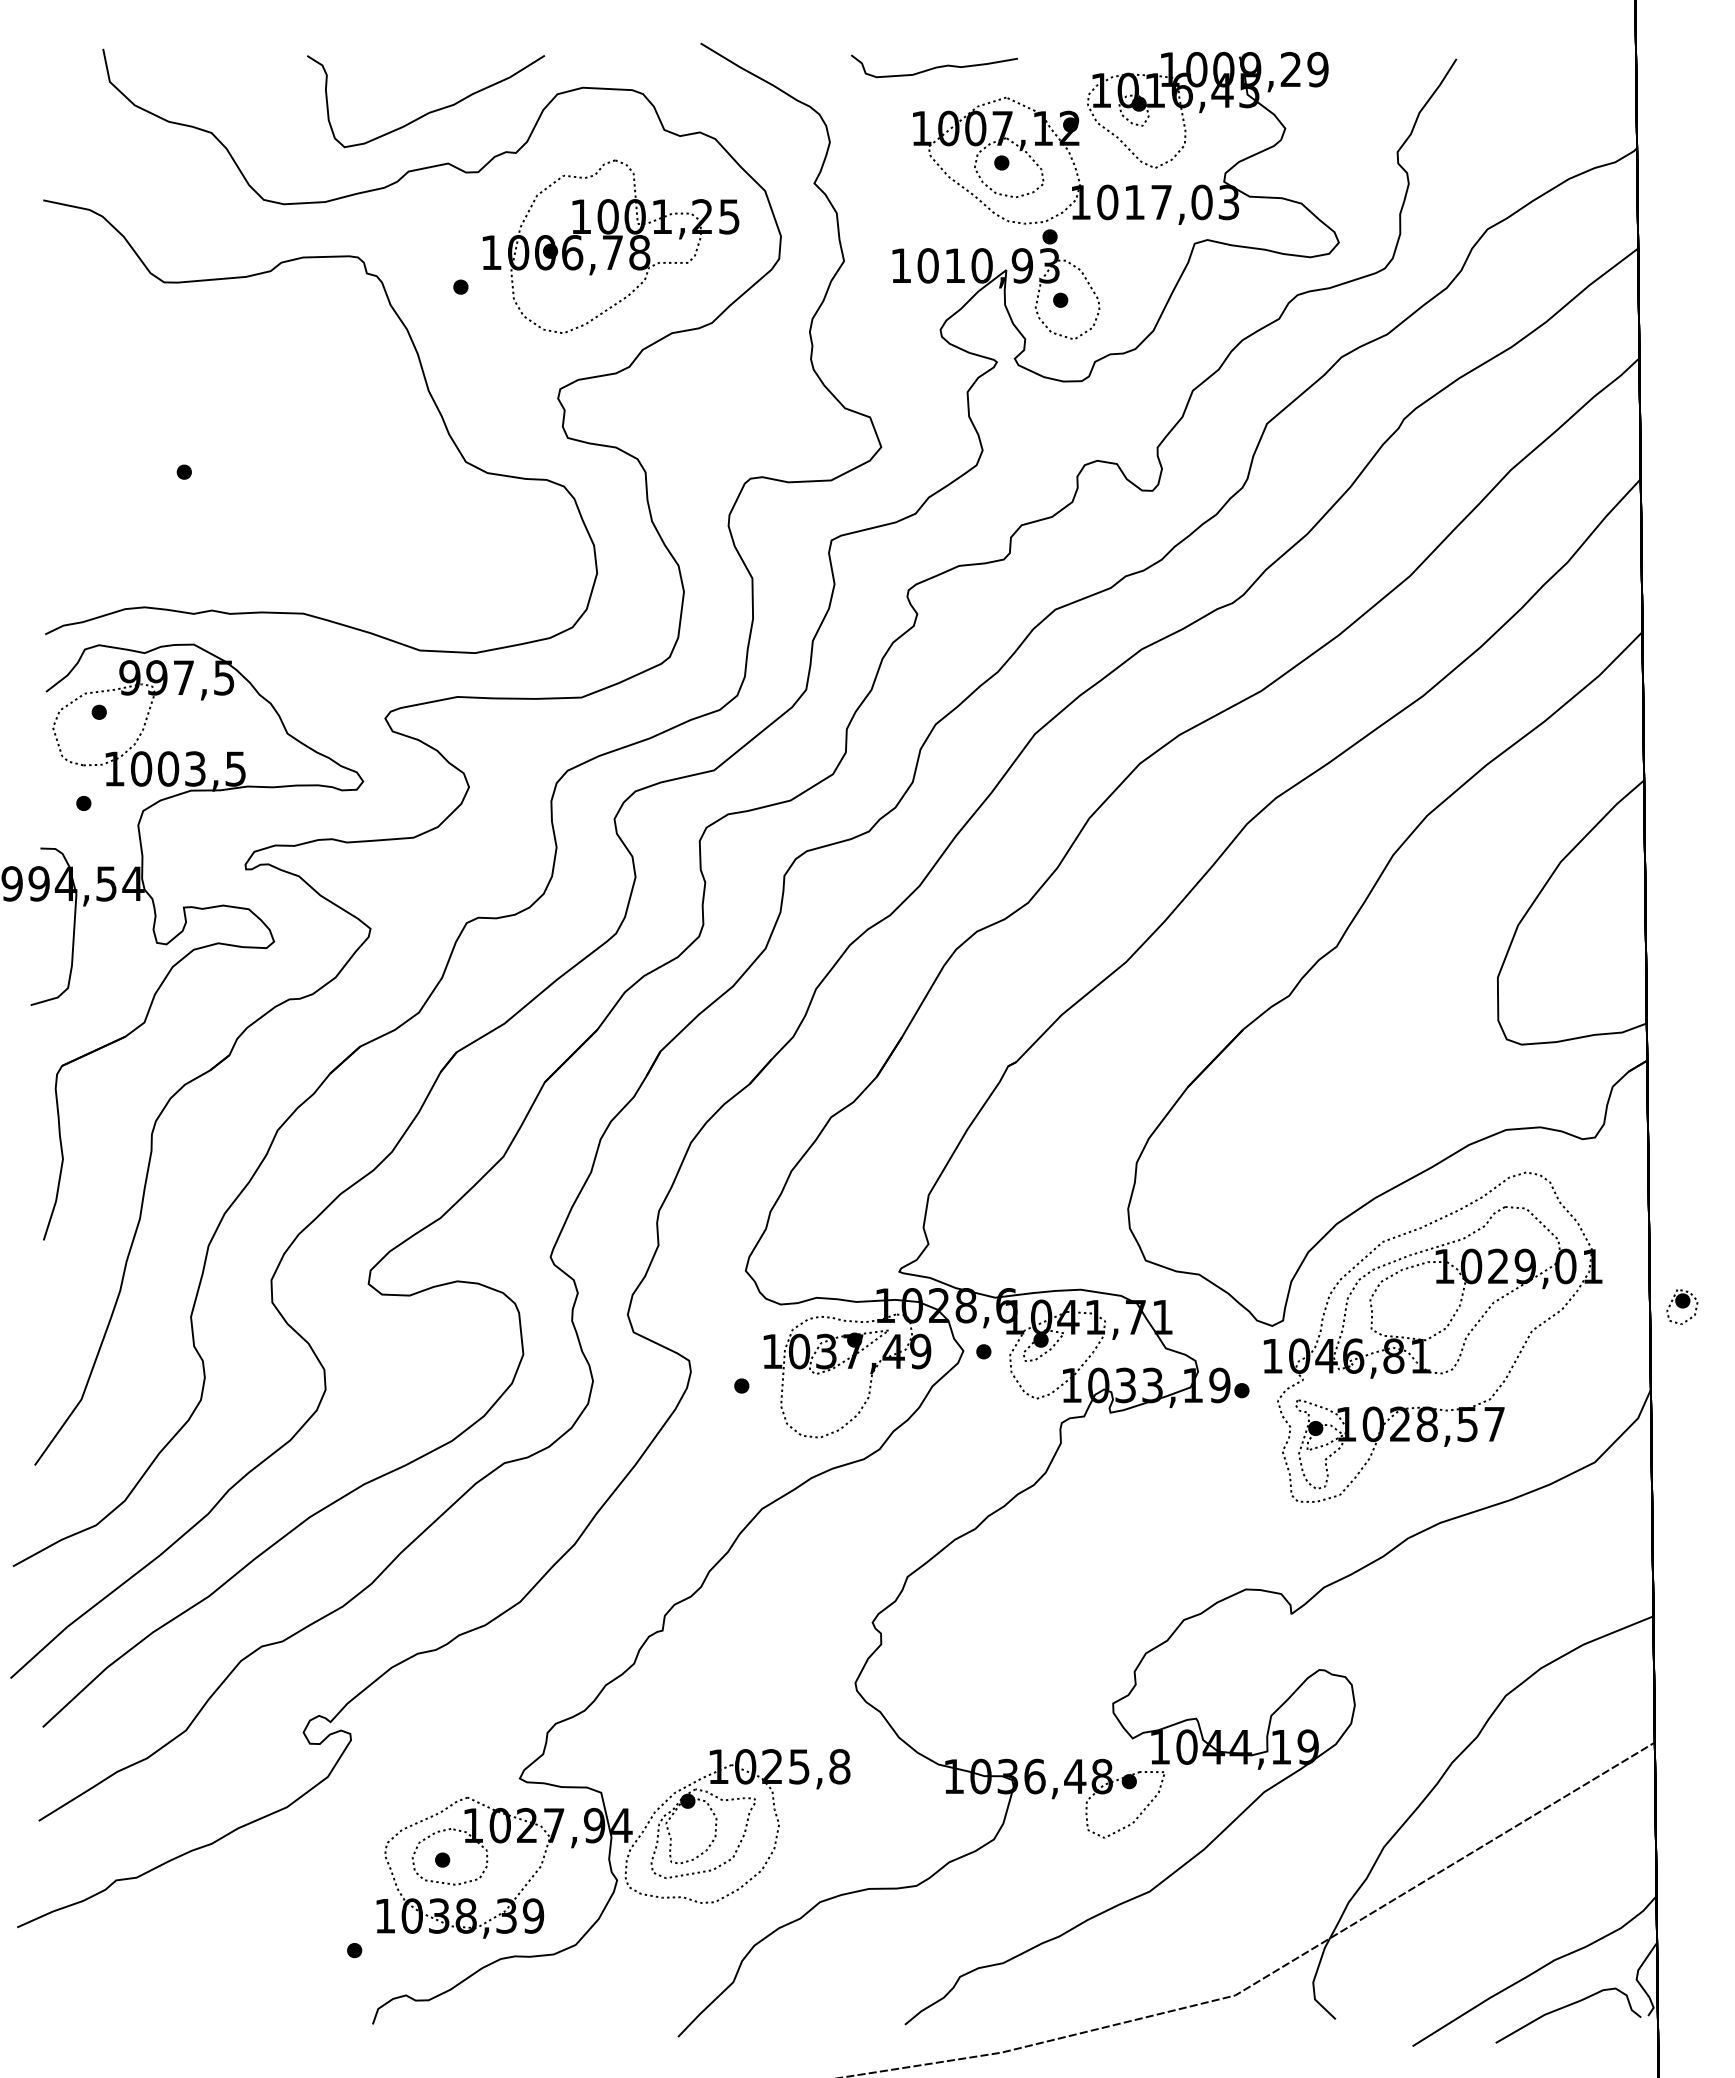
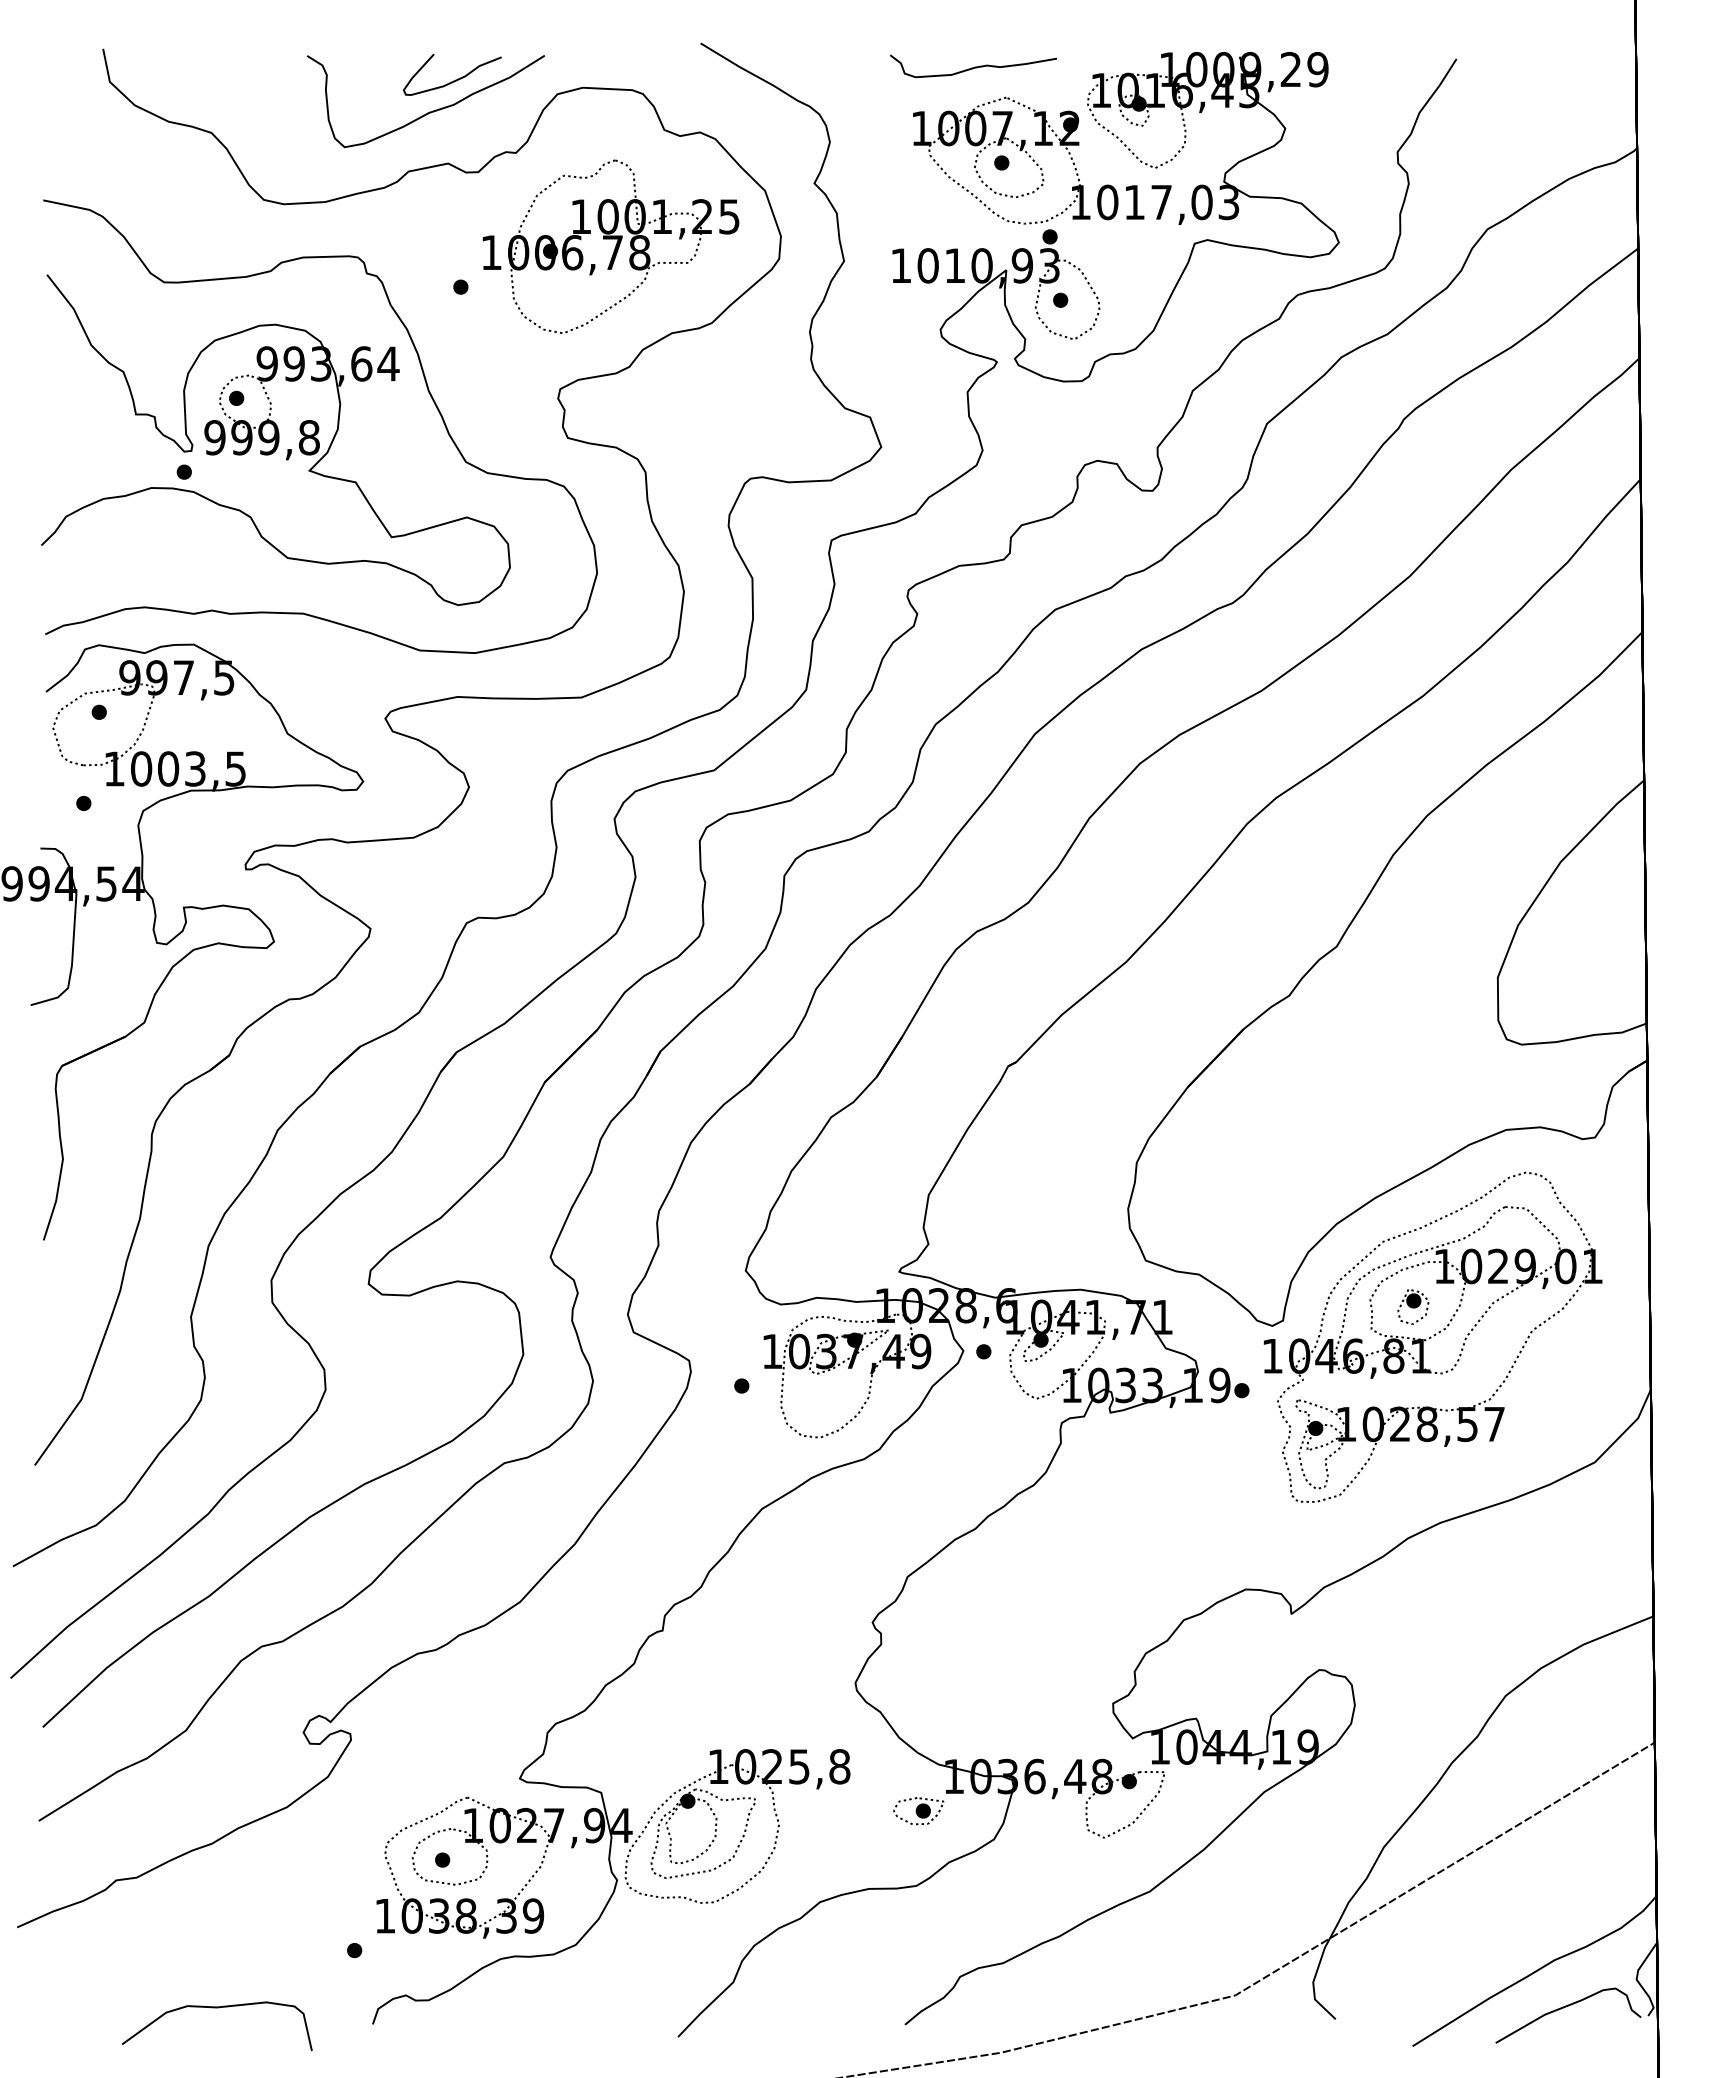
curve position: (935, 66) -> (974, 66) (974, 66)
curve: none -> present (455, 79)
part: none -> present (275, 439)
part position: (1682, 1306) -> (1413, 1306) (1413, 1306)
part: none -> present (918, 1811)
curve: none -> present (216, 2008)
